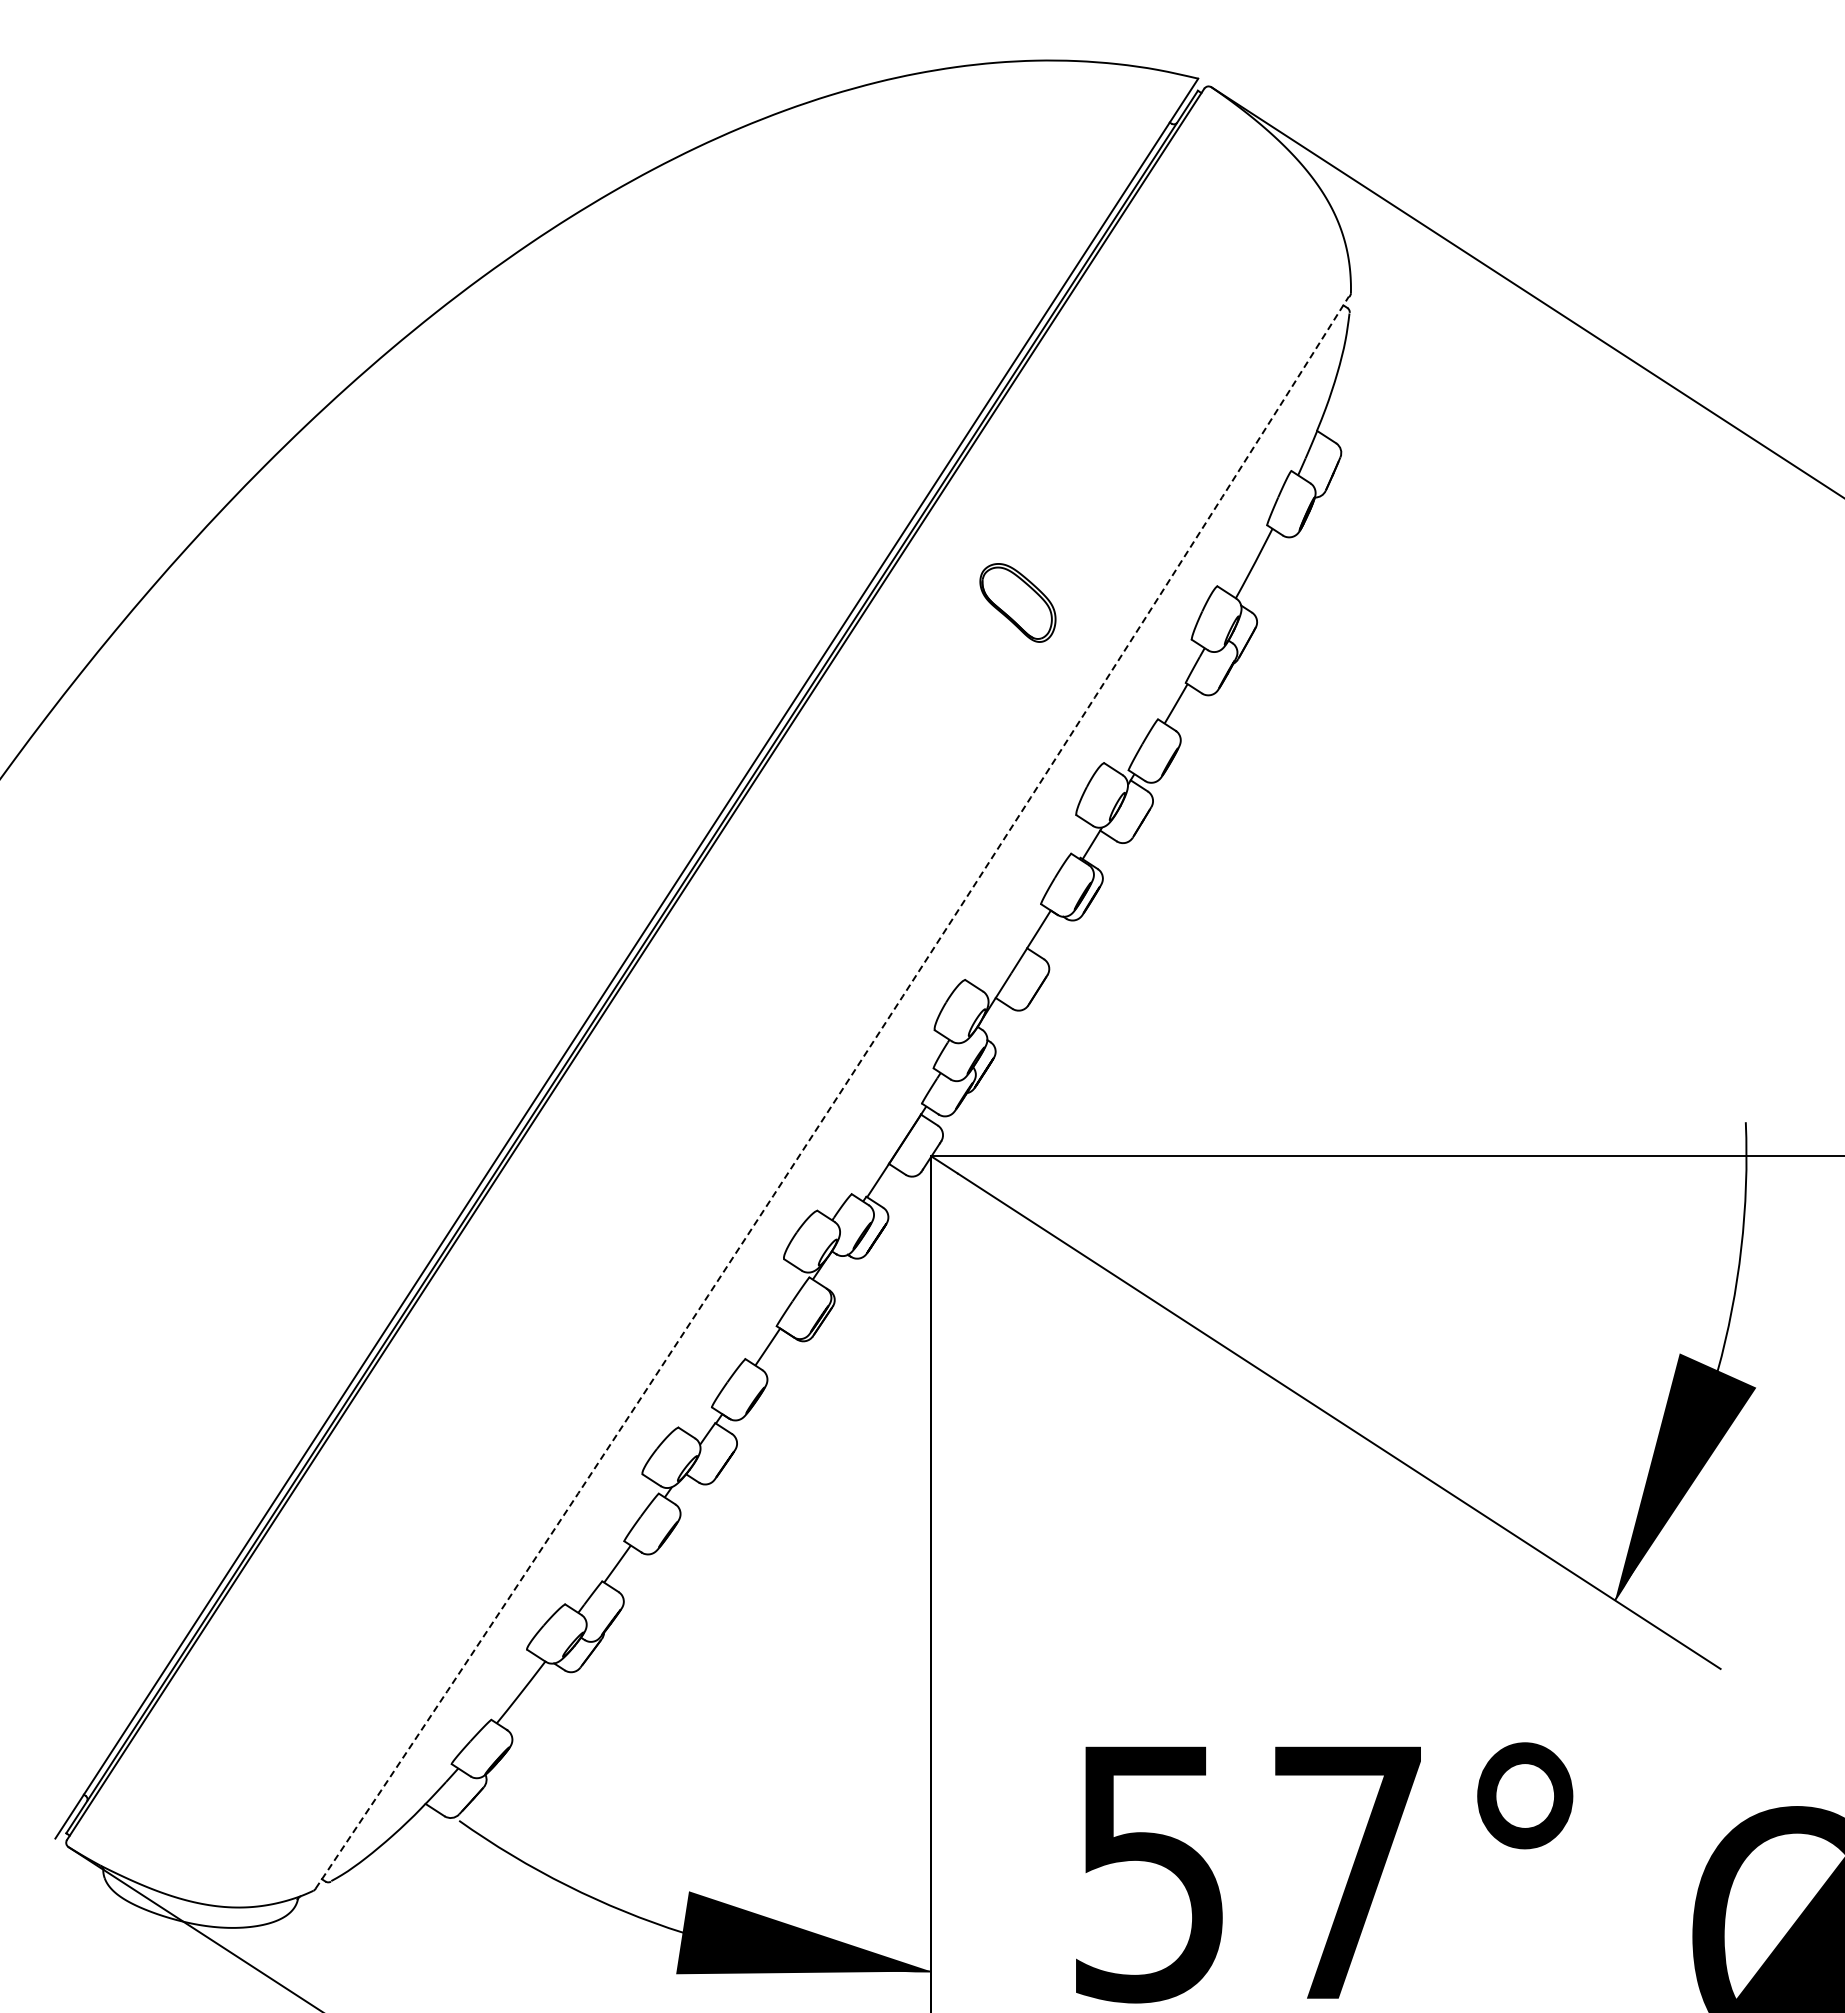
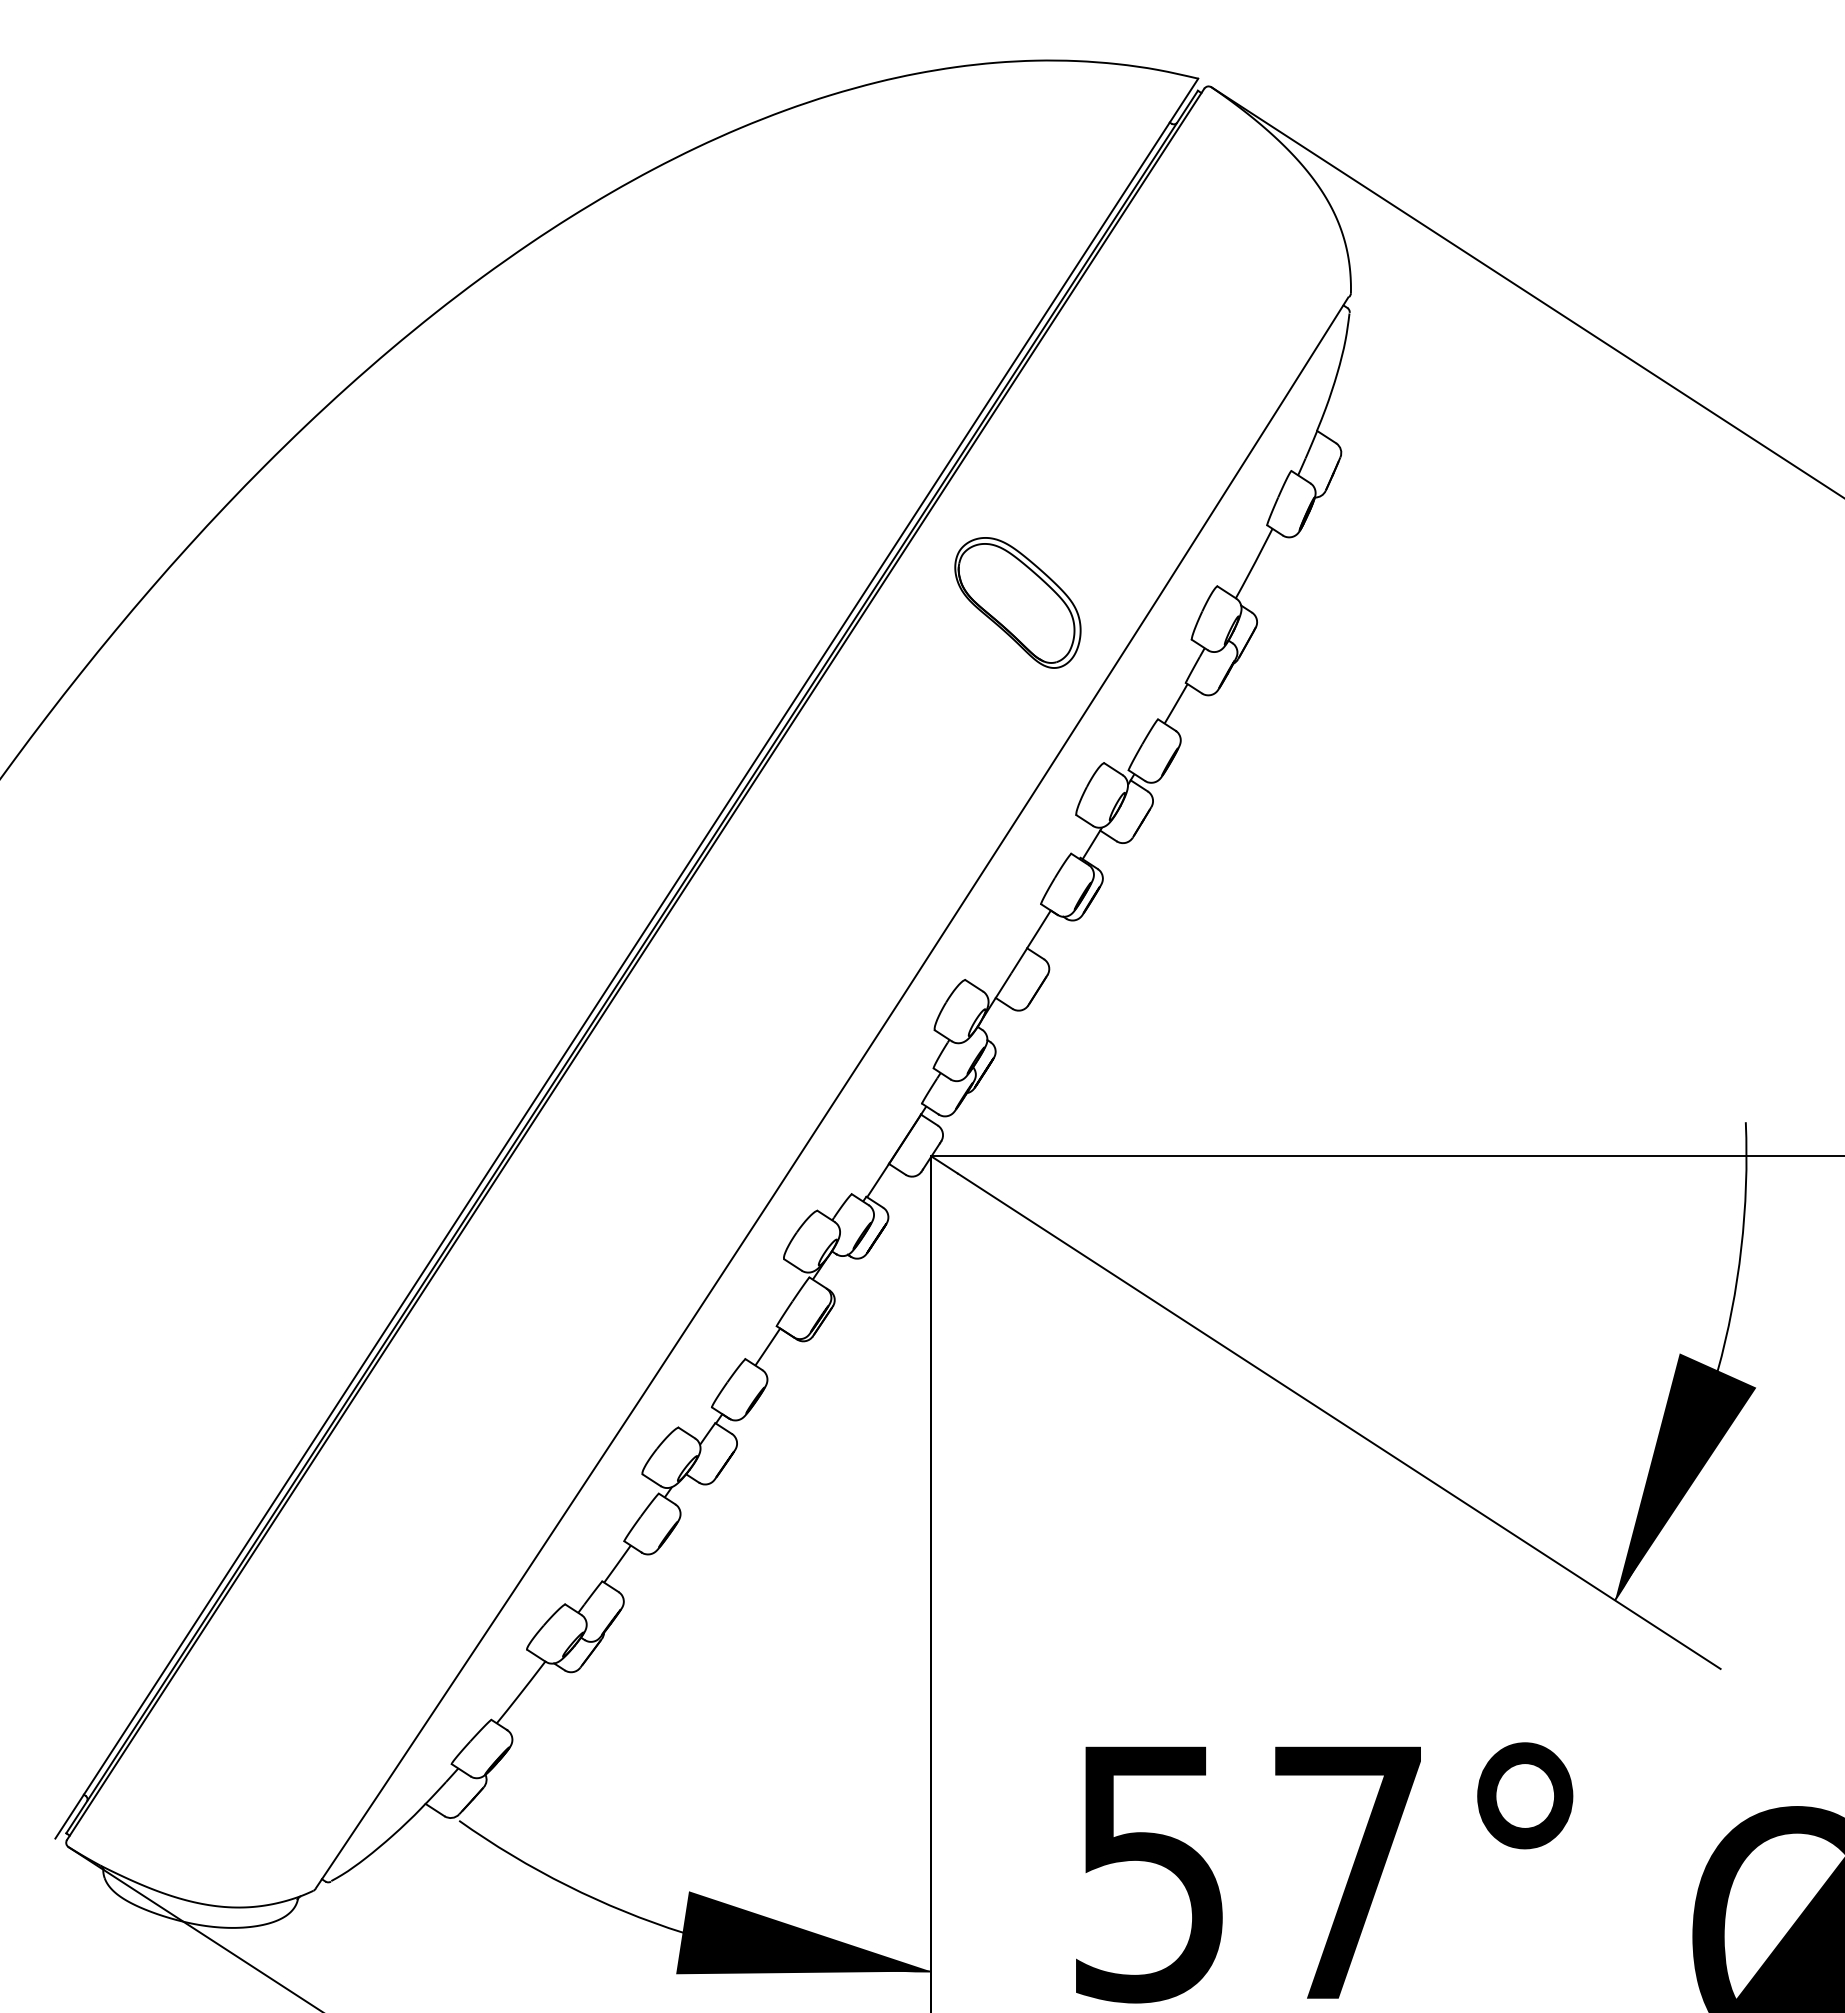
part size: 78x80 px -> 128x132 px (1017, 602)
arc: dashed -> solid (838, 1096)
